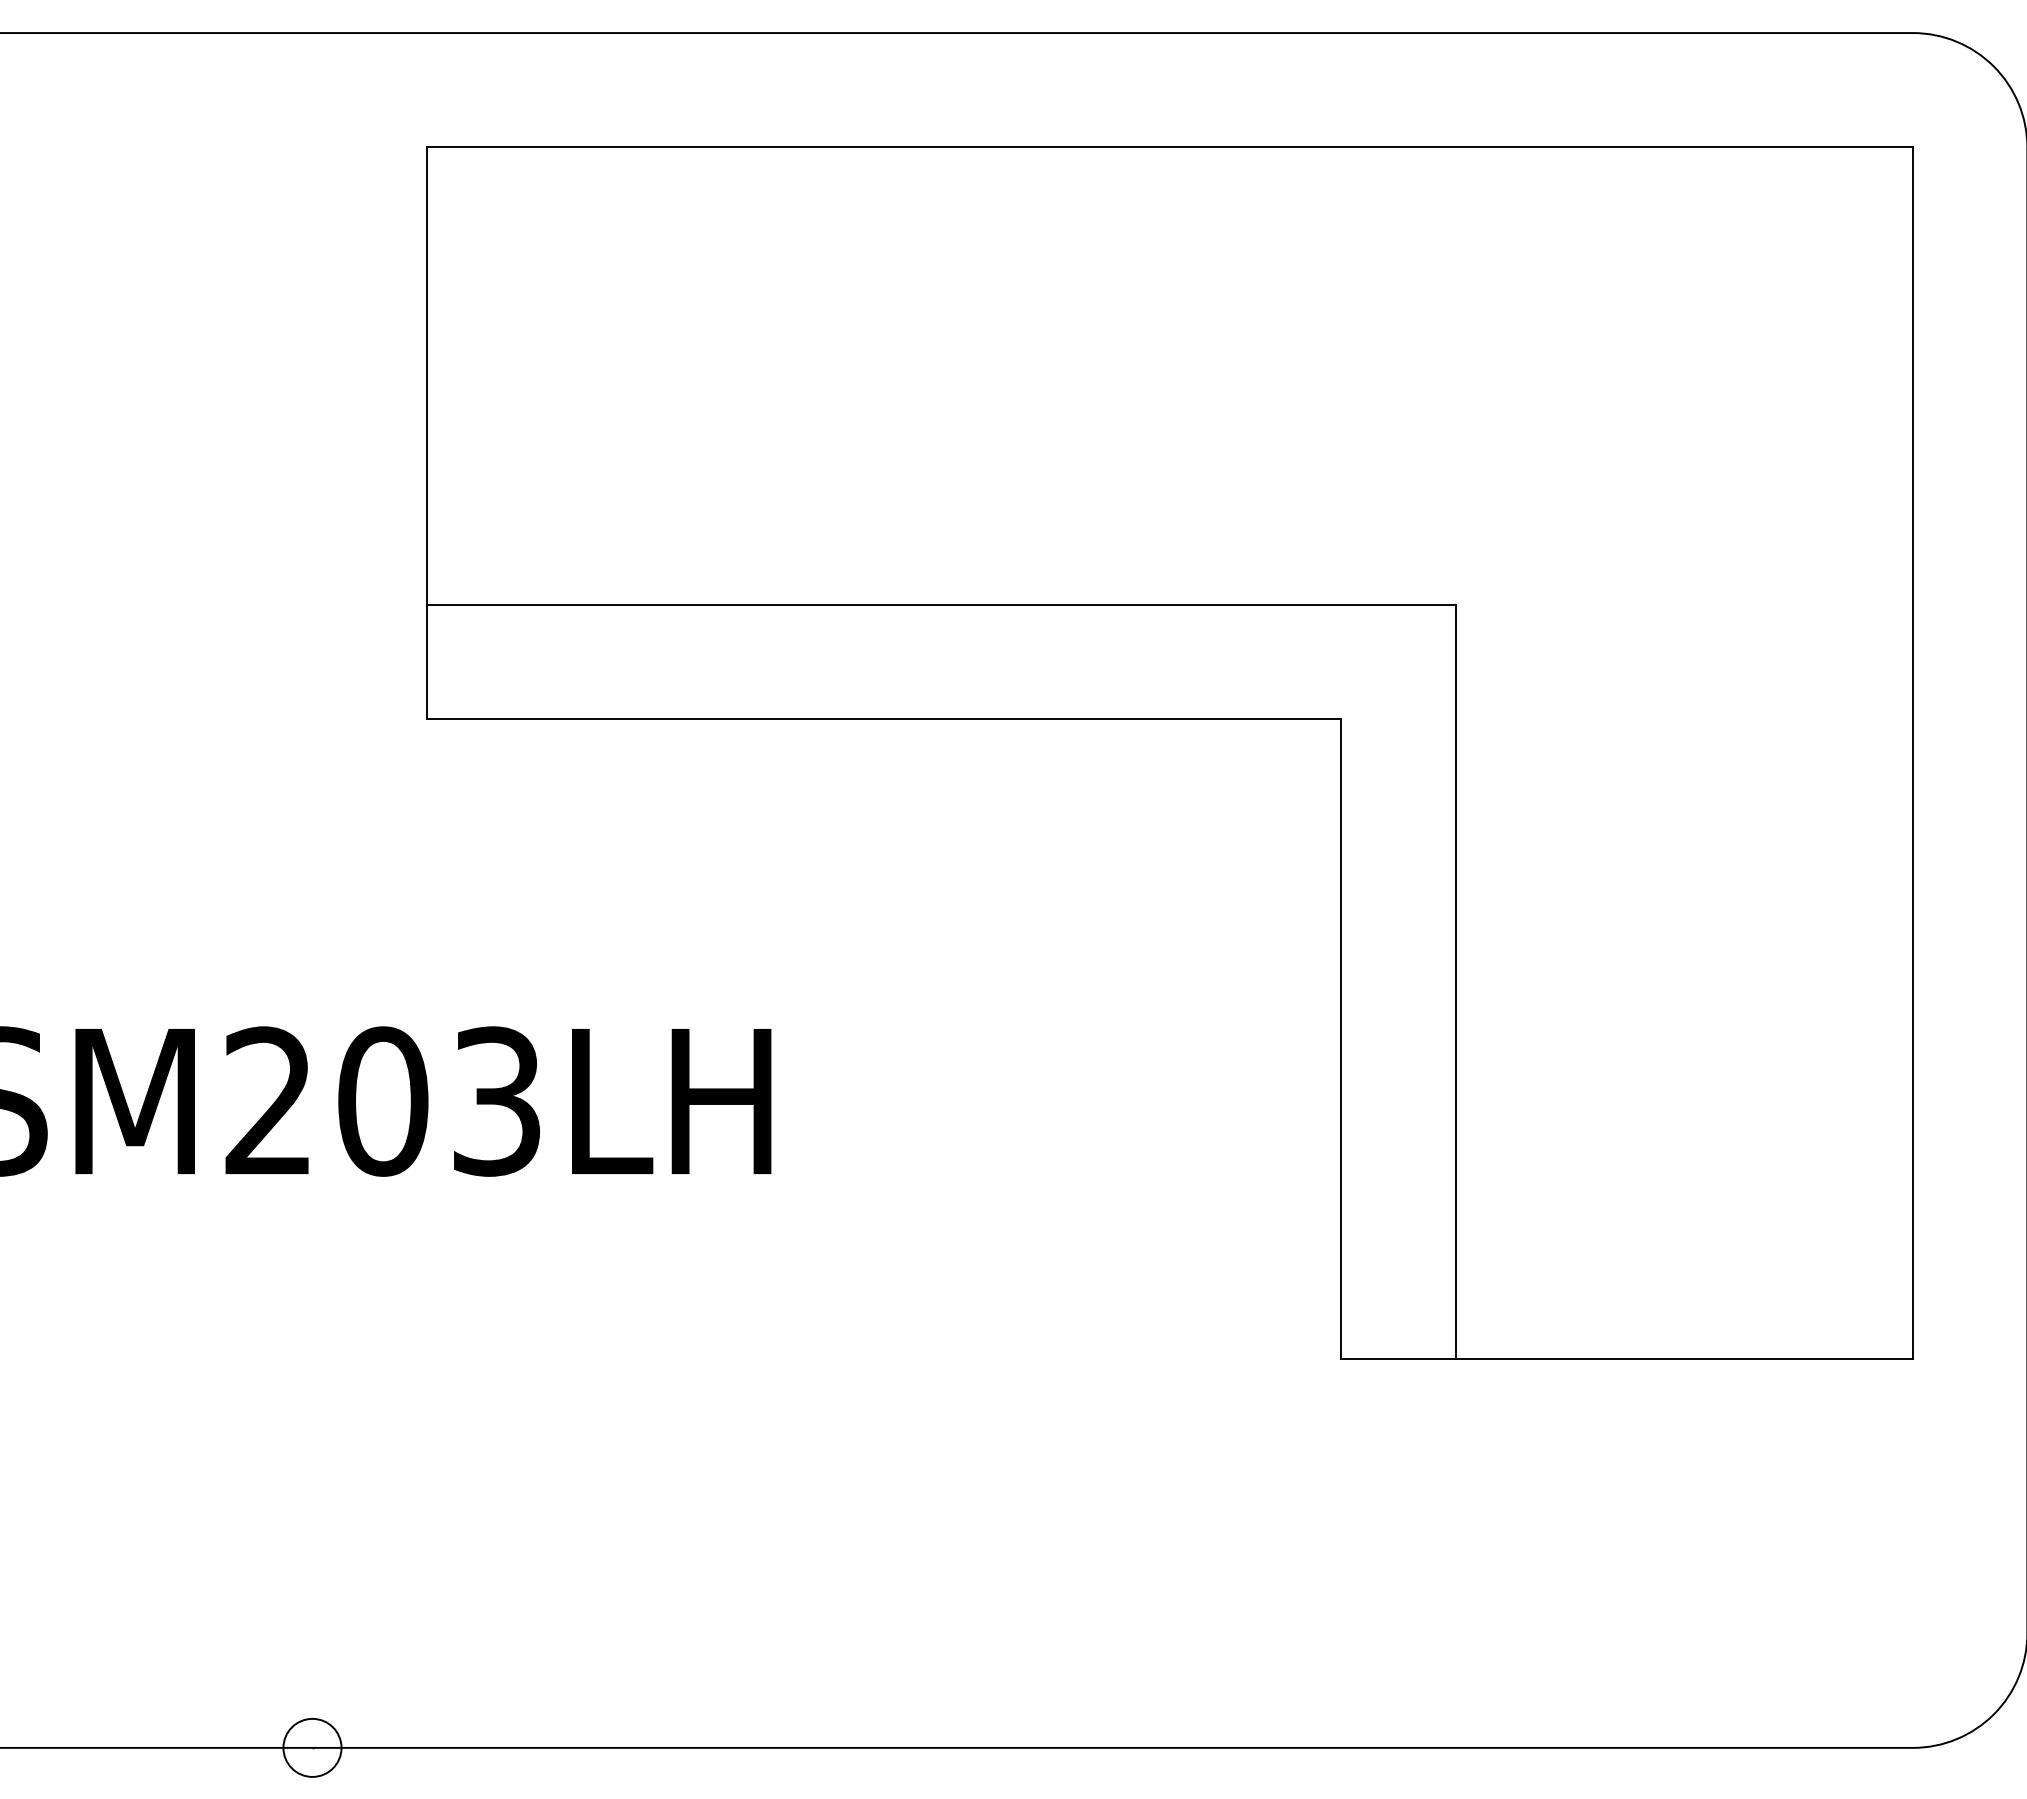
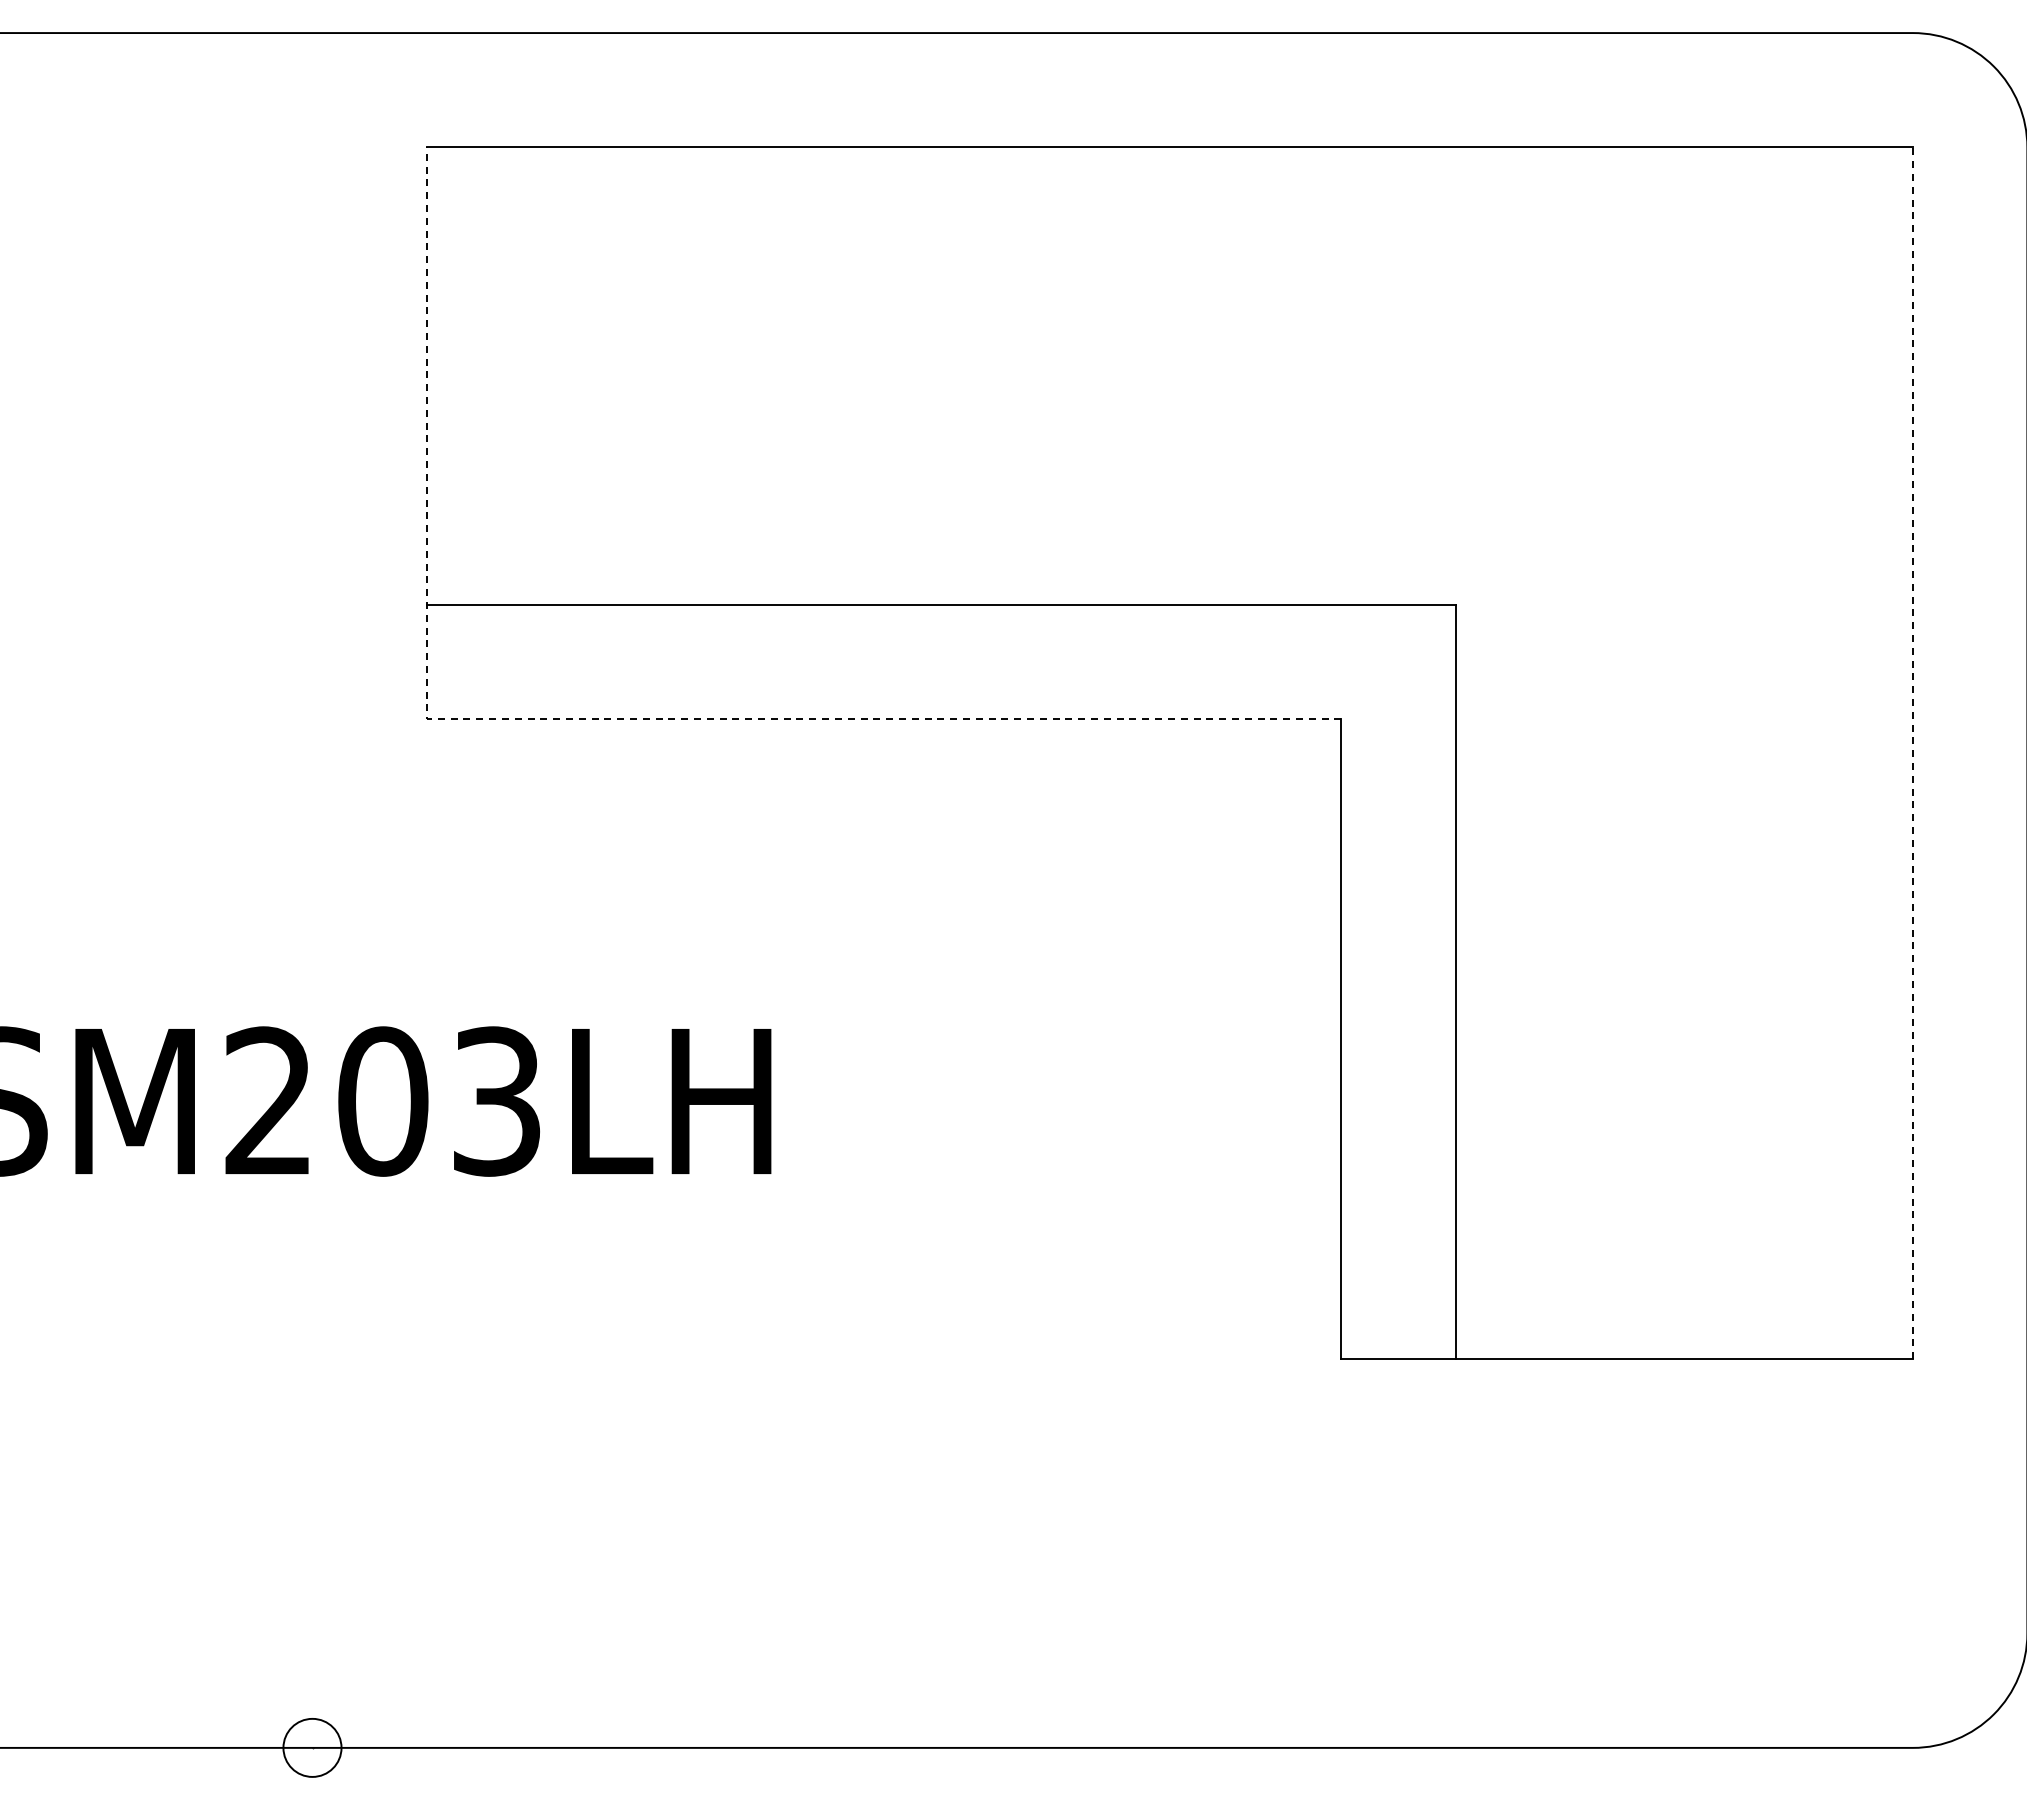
line: solid -> dashed (597, 718)
line: solid -> dashed (1913, 753)
